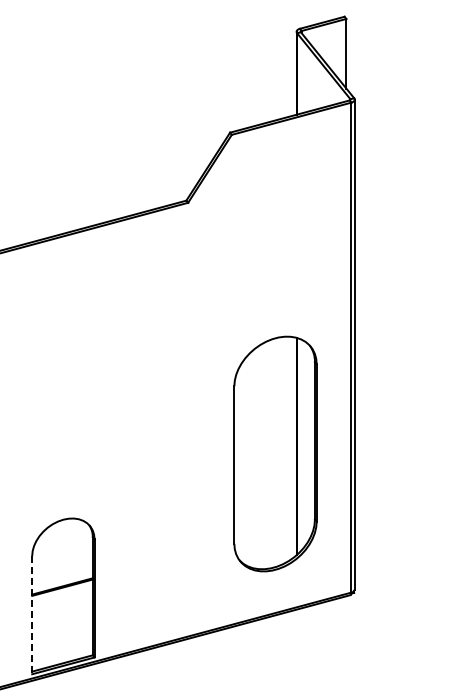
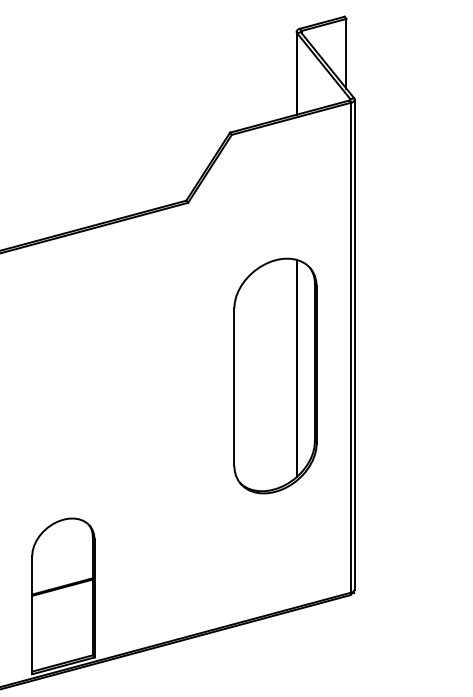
part position: (275, 453) -> (275, 375) (275, 375)
line: dashed -> solid (32, 615)
